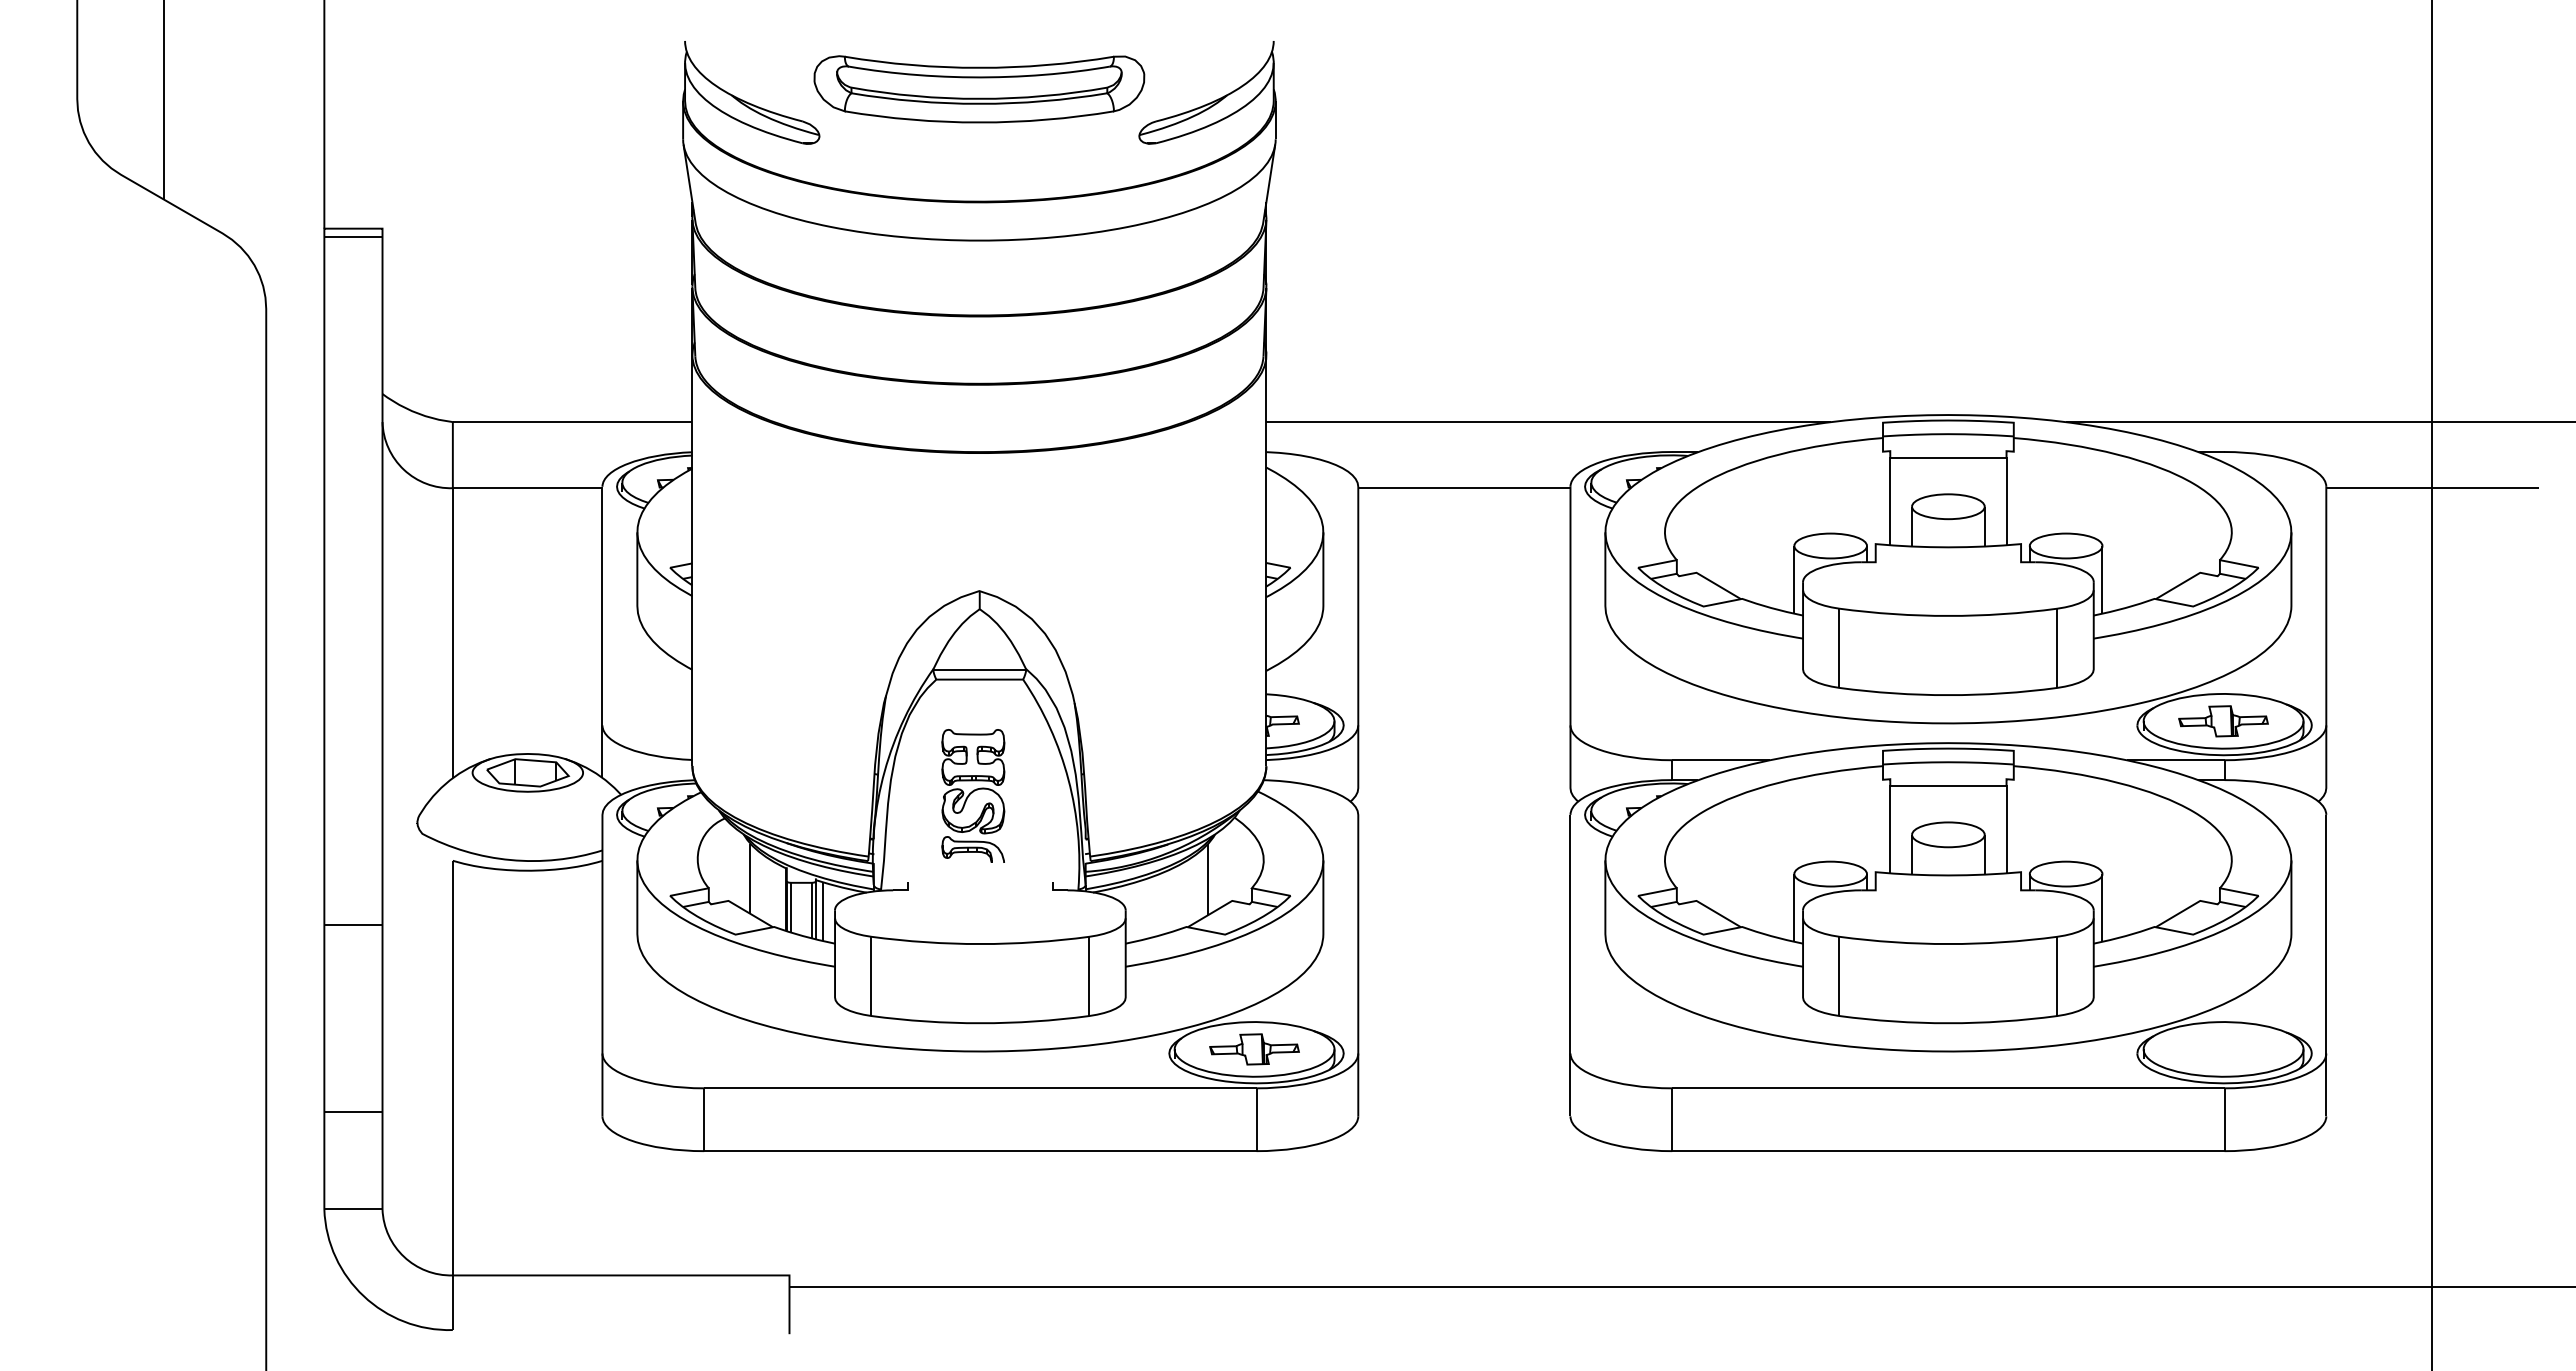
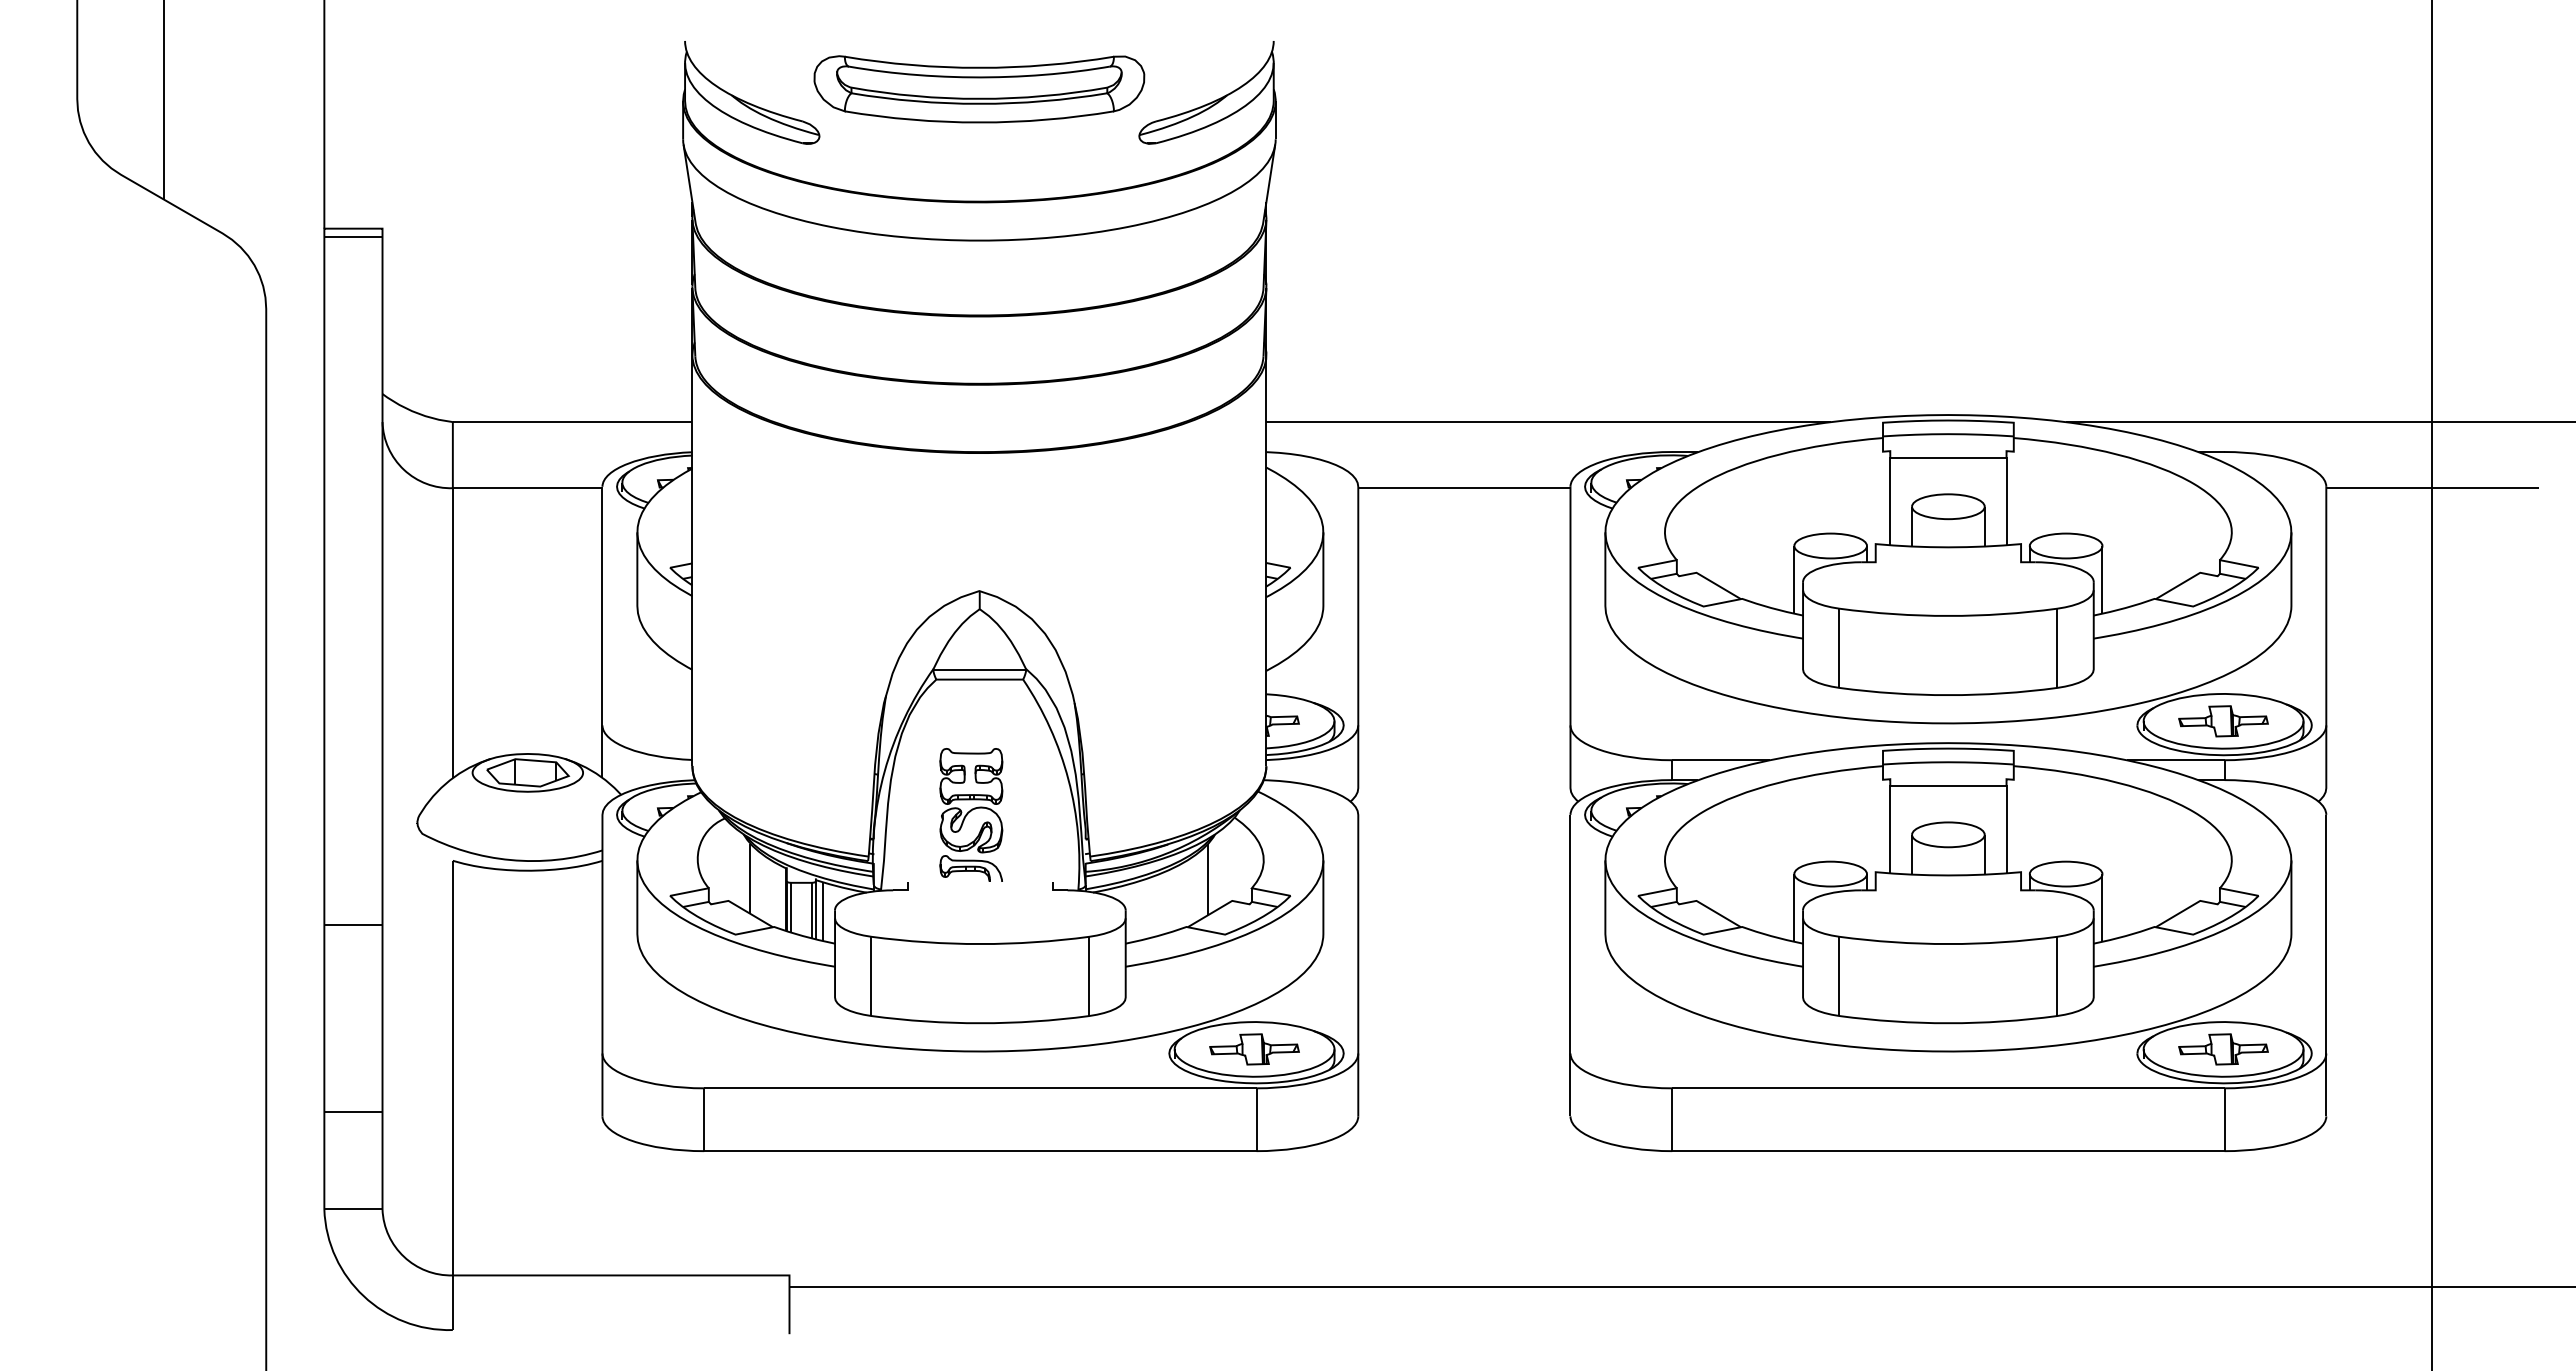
part position: (973, 795) -> (971, 814) (971, 814)
part: none -> present (2223, 1049)
